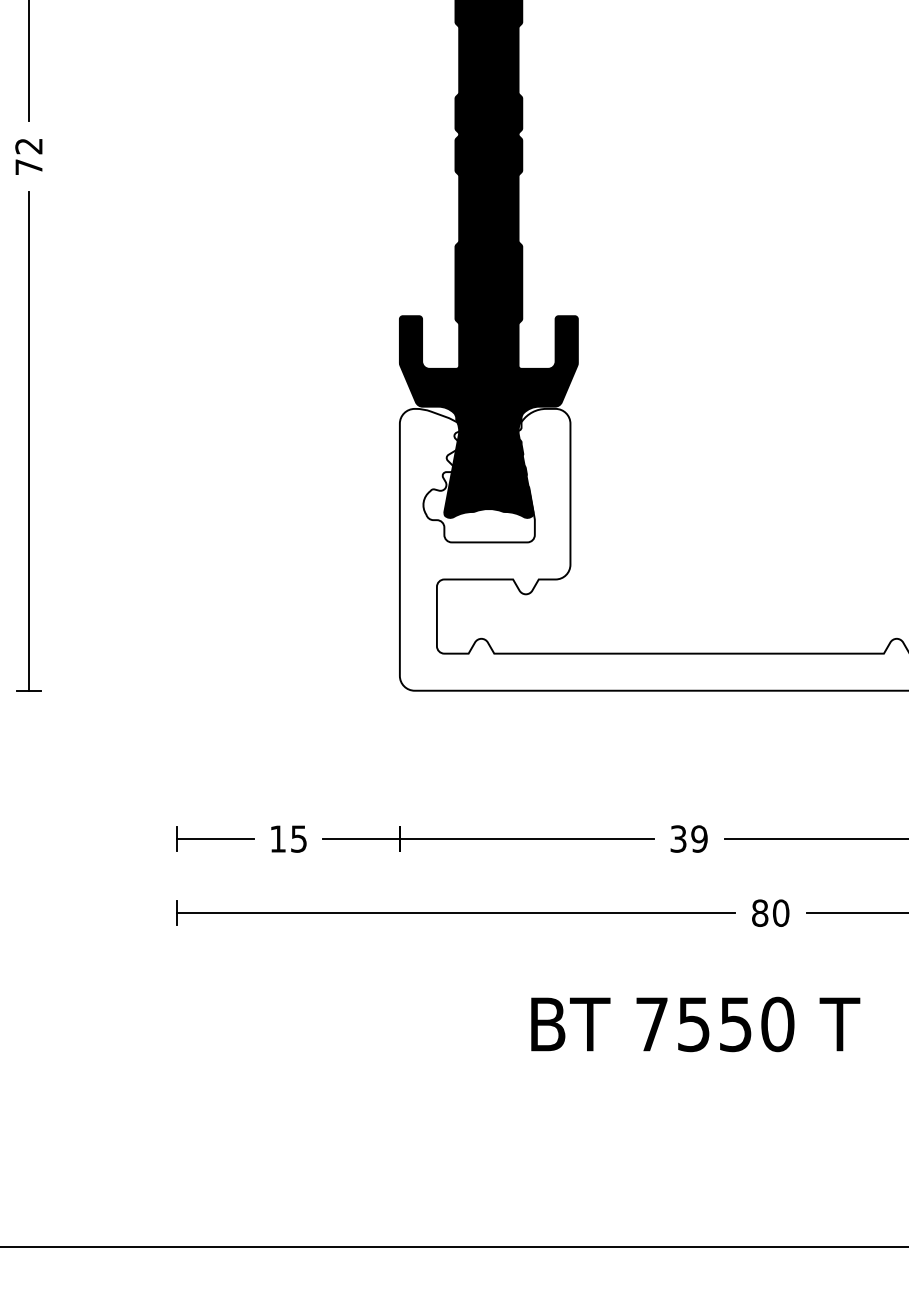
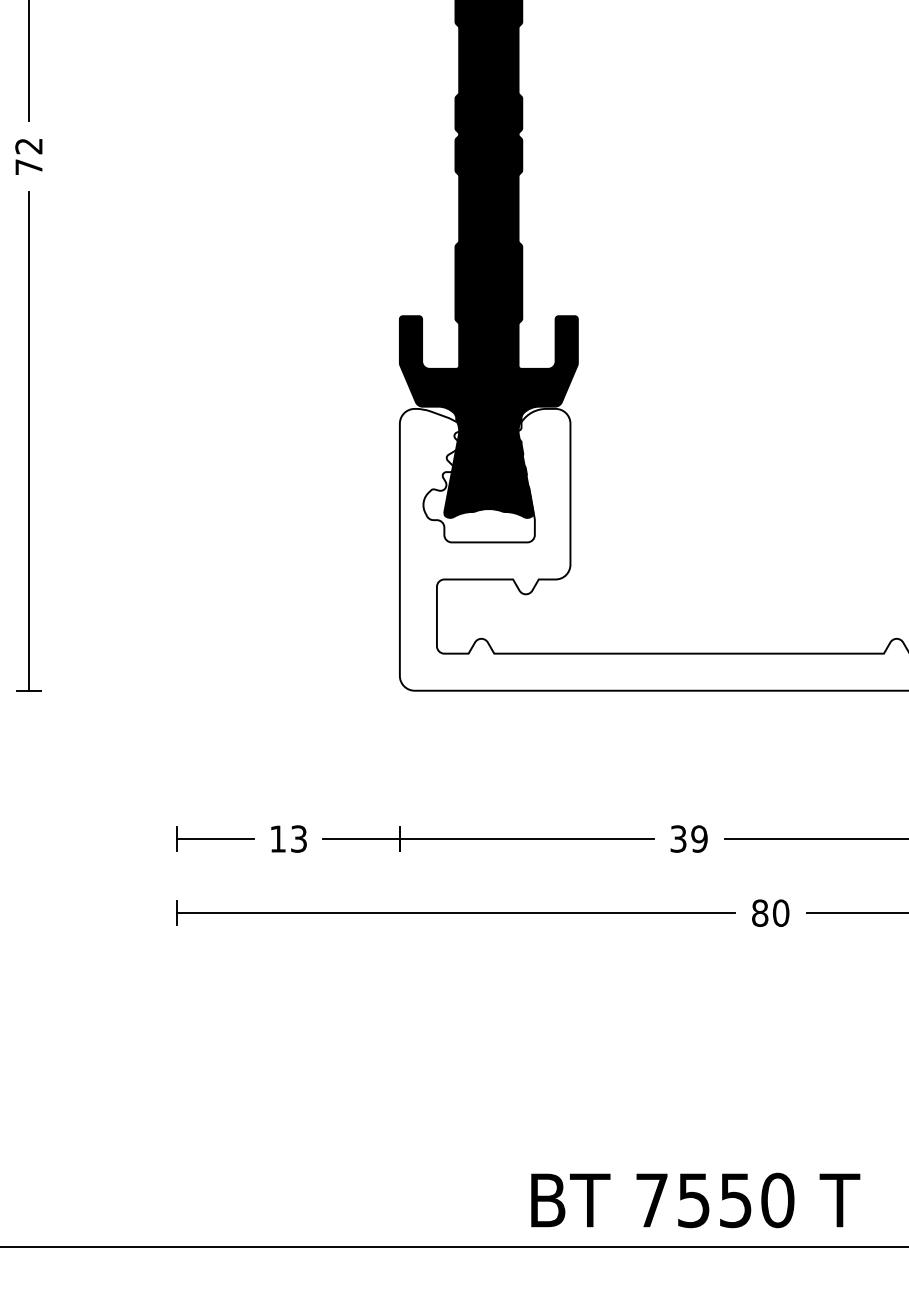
text: 15 -> 13 (298, 838)
text position: (695, 1024) -> (695, 1200) (695, 1200)
